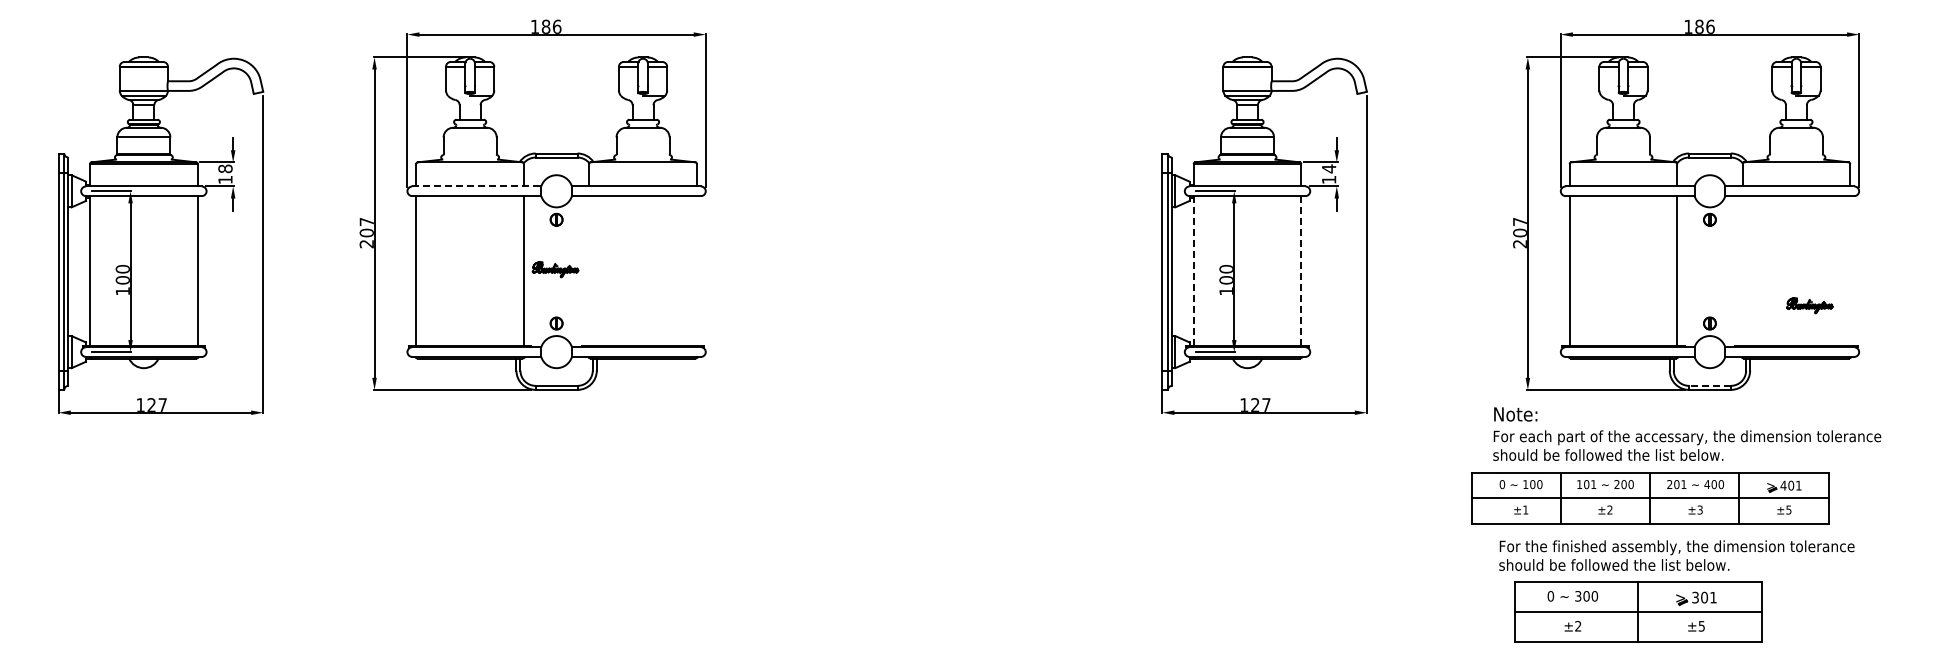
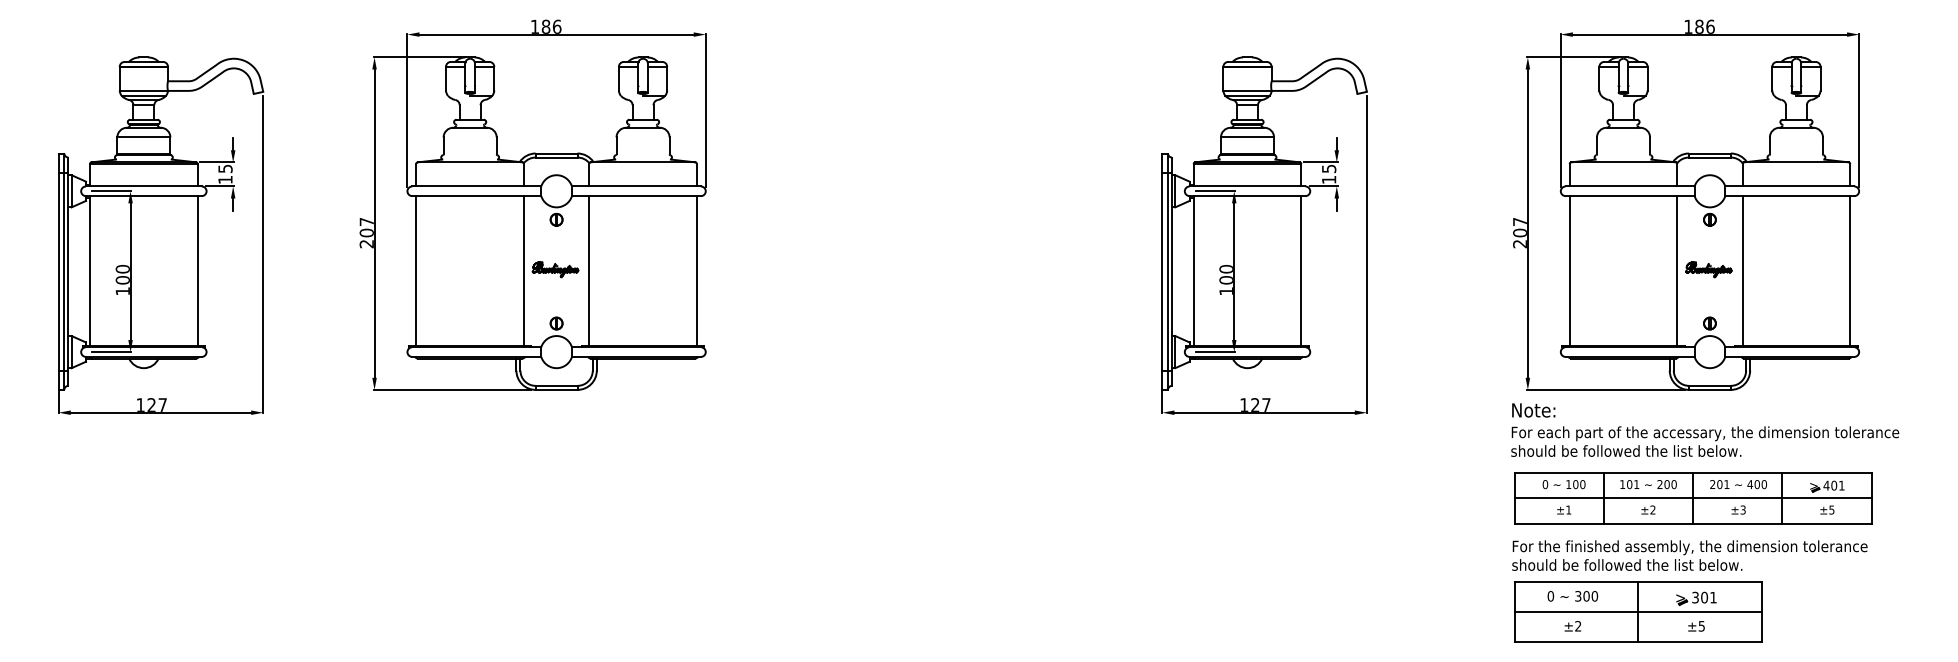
text: 18 -> 15 (225, 168)
text: 14 -> 15 (1329, 168)
line: dashed -> solid (477, 186)
line: none -> present (589, 270)
line: none -> present (696, 270)
line: dashed -> solid (1193, 270)
line: dashed -> solid (1301, 270)
line: none -> present (1742, 270)
line: none -> present (1850, 270)
part position: (1809, 305) -> (1708, 269) (1708, 269)
line: dashed -> solid (1709, 385)
text position: (1687, 433) -> (1705, 429) (1705, 429)
part position: (1650, 498) -> (1693, 498) (1693, 498)
text position: (1676, 555) -> (1689, 555) (1689, 555)
